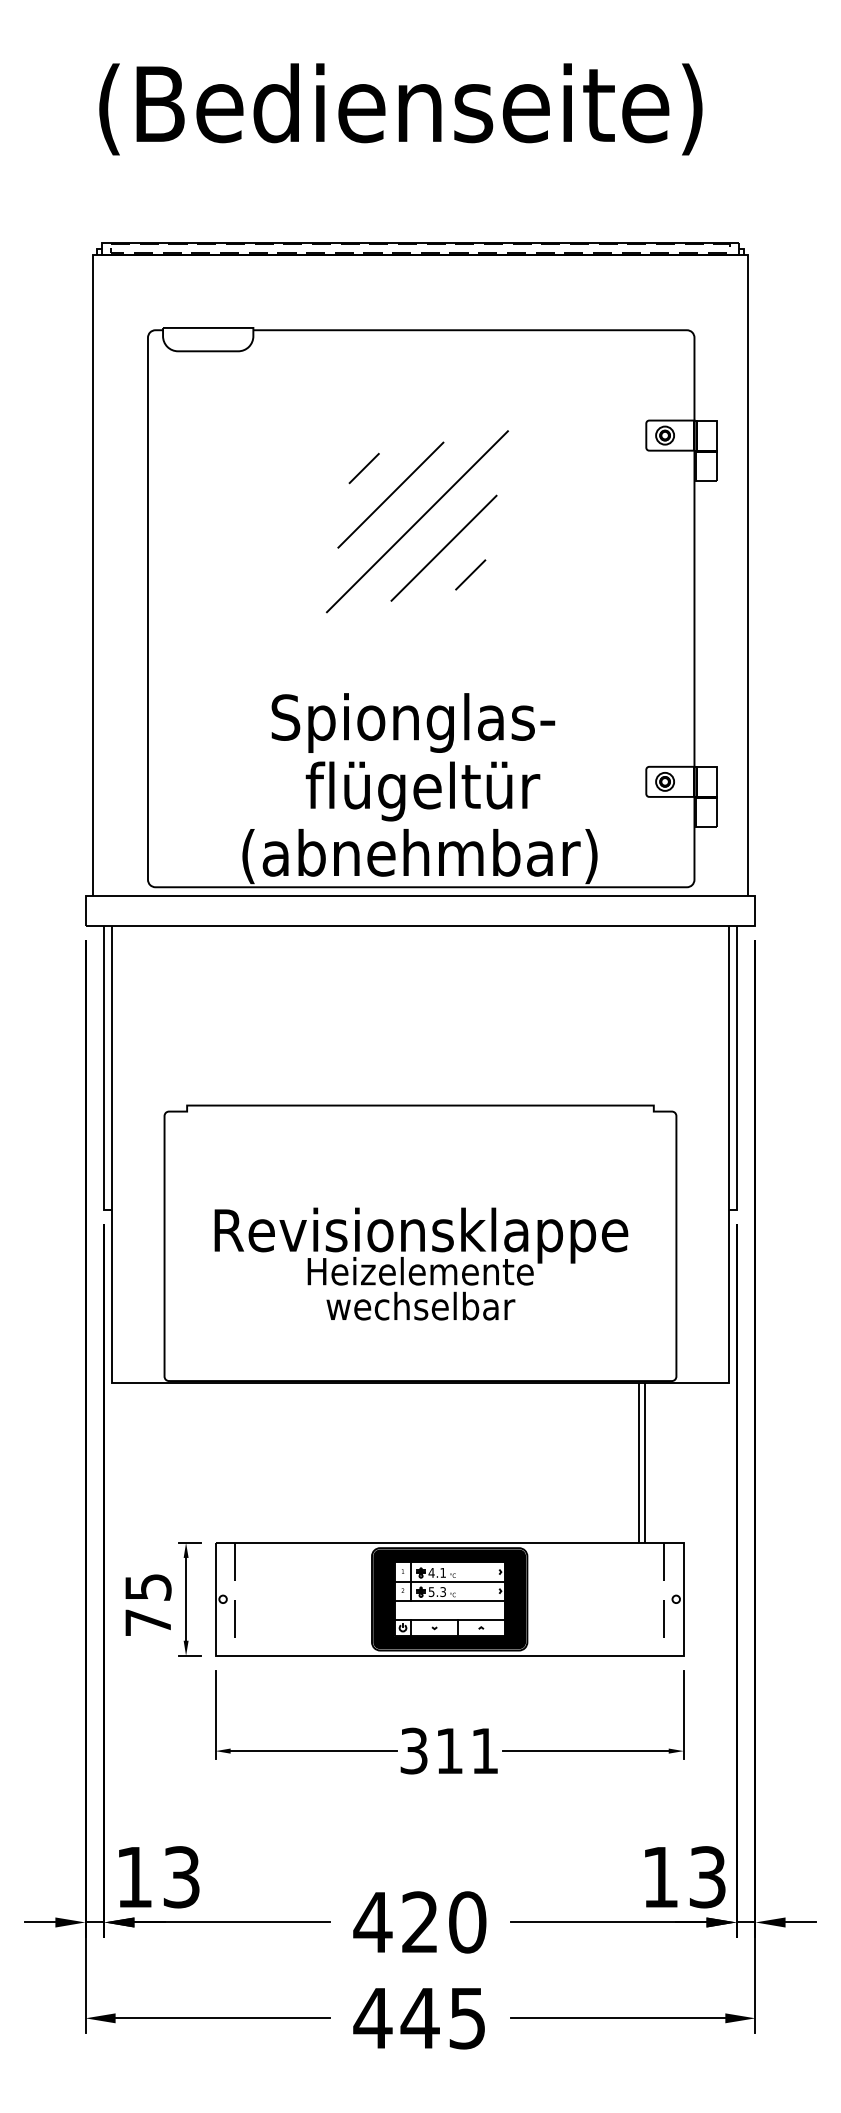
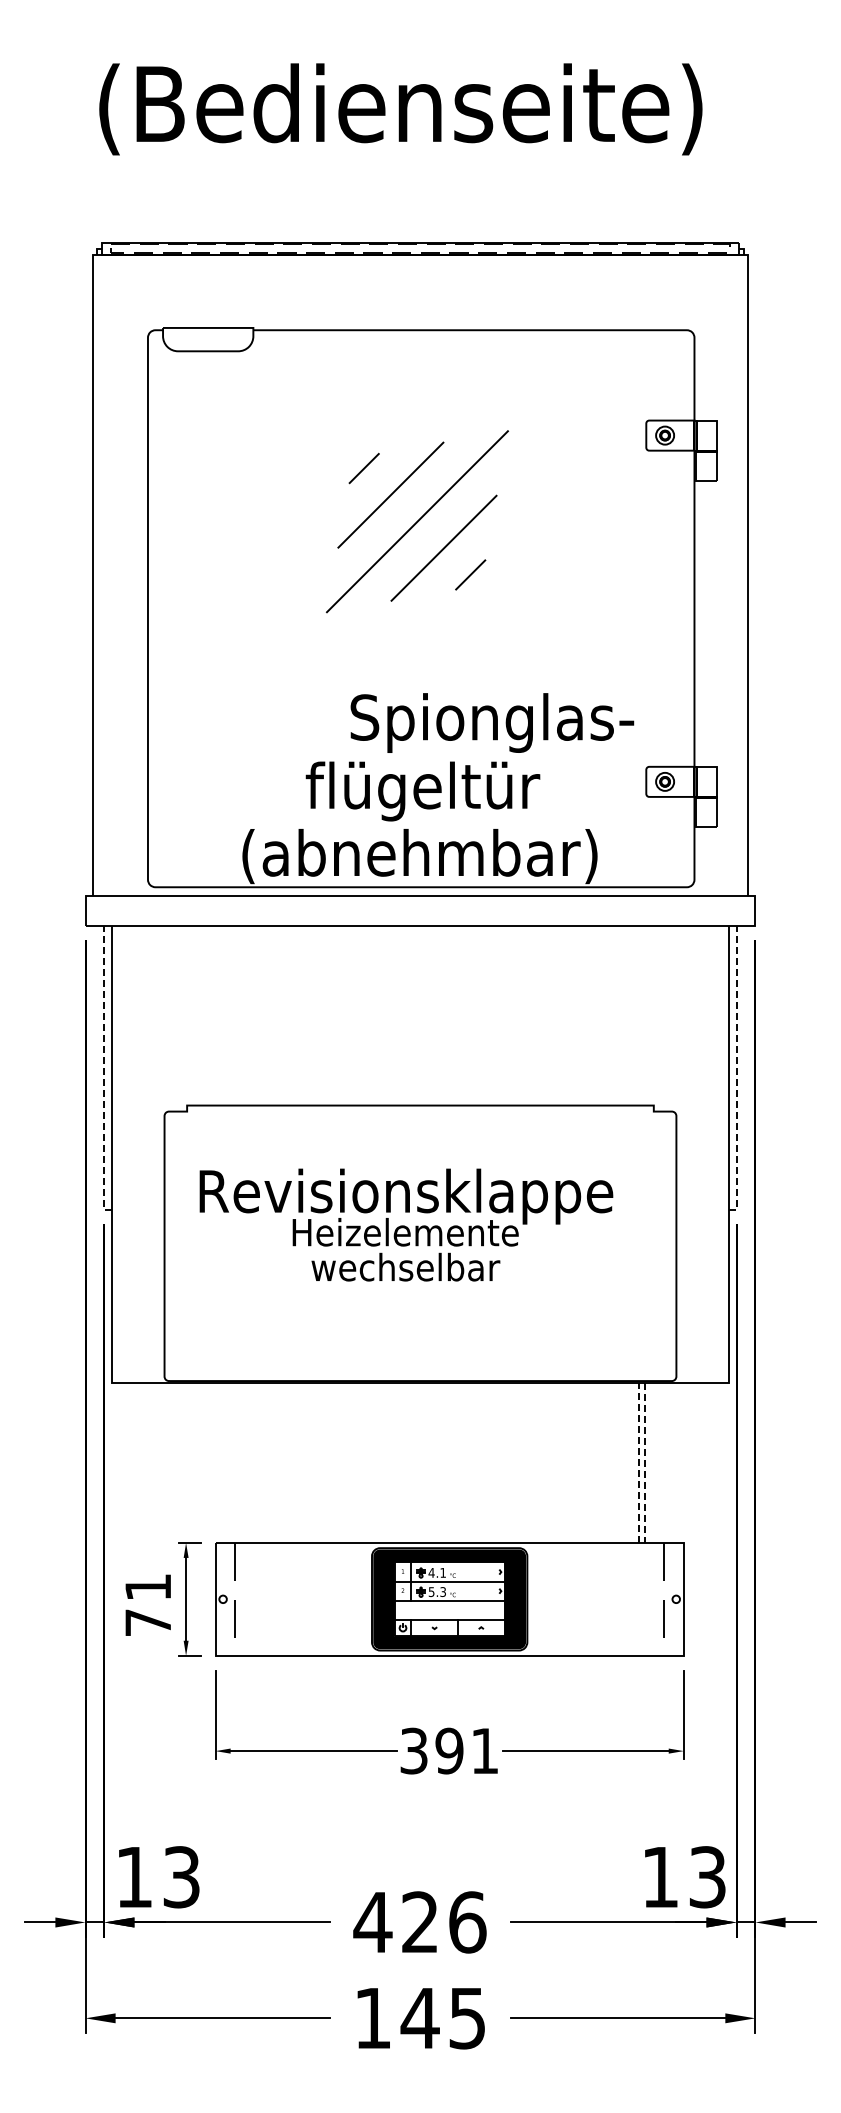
text position: (413, 722) -> (492, 722) (492, 722)
line: solid -> dashed (104, 1072)
line: solid -> dashed (736, 1072)
text position: (421, 1263) -> (406, 1224) (406, 1224)
line: solid -> dashed (638, 1462)
line: solid -> dashed (644, 1463)
text: 75 -> 71 (148, 1587)
text: 311 -> 391 (449, 1750)
text: 420 -> 426 (467, 1922)
text: 445 -> 145 (372, 2018)
